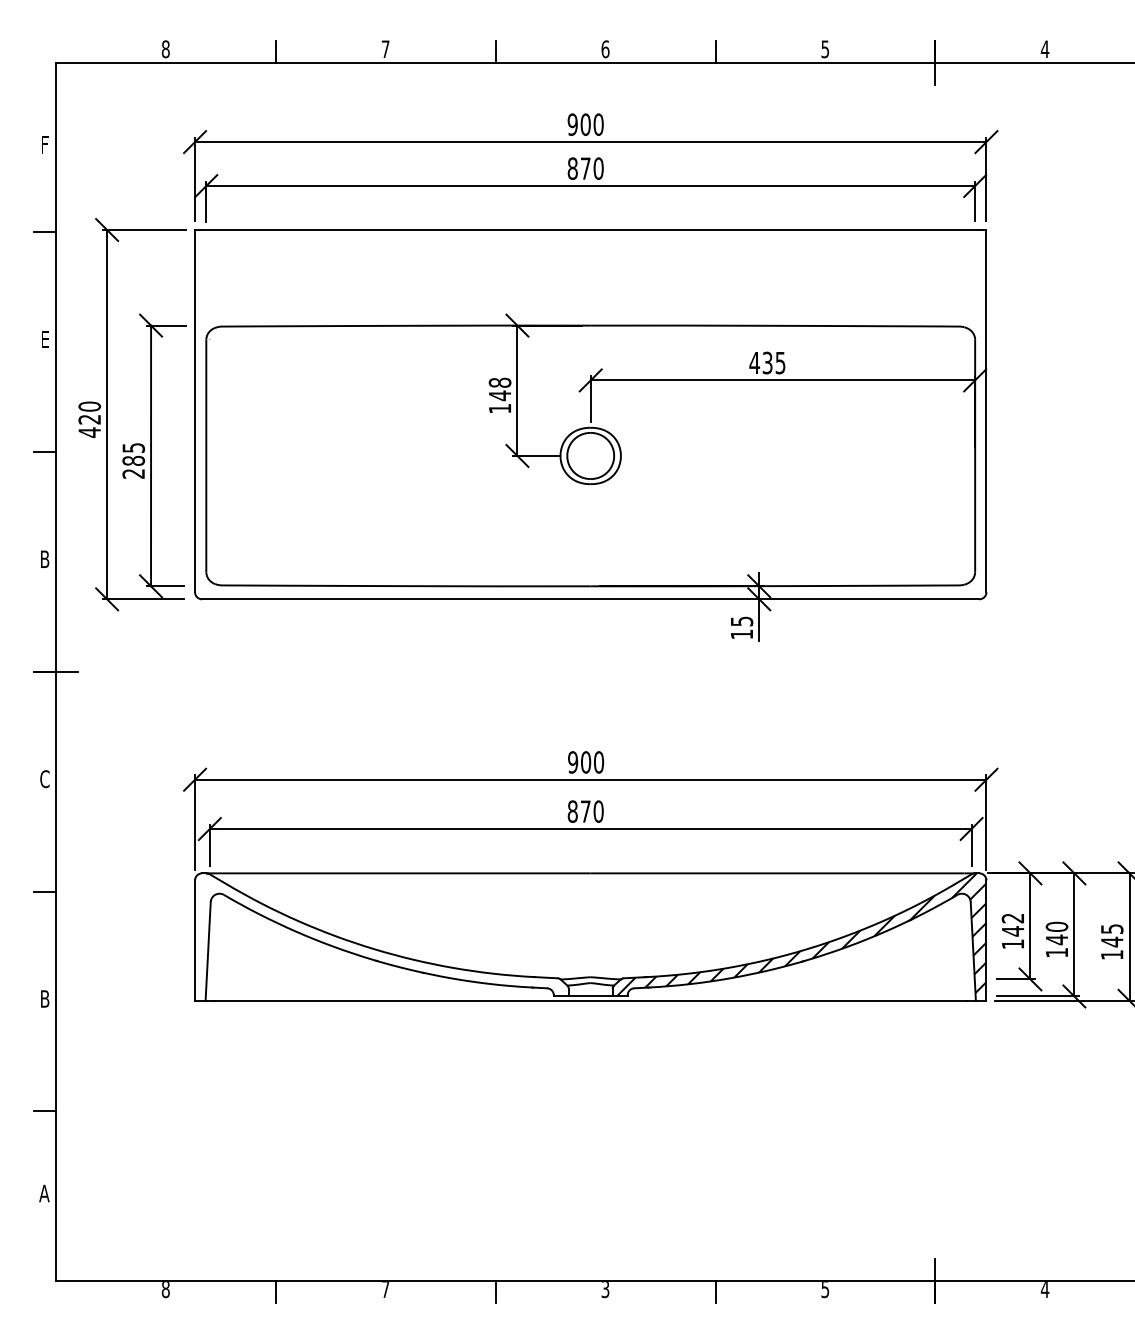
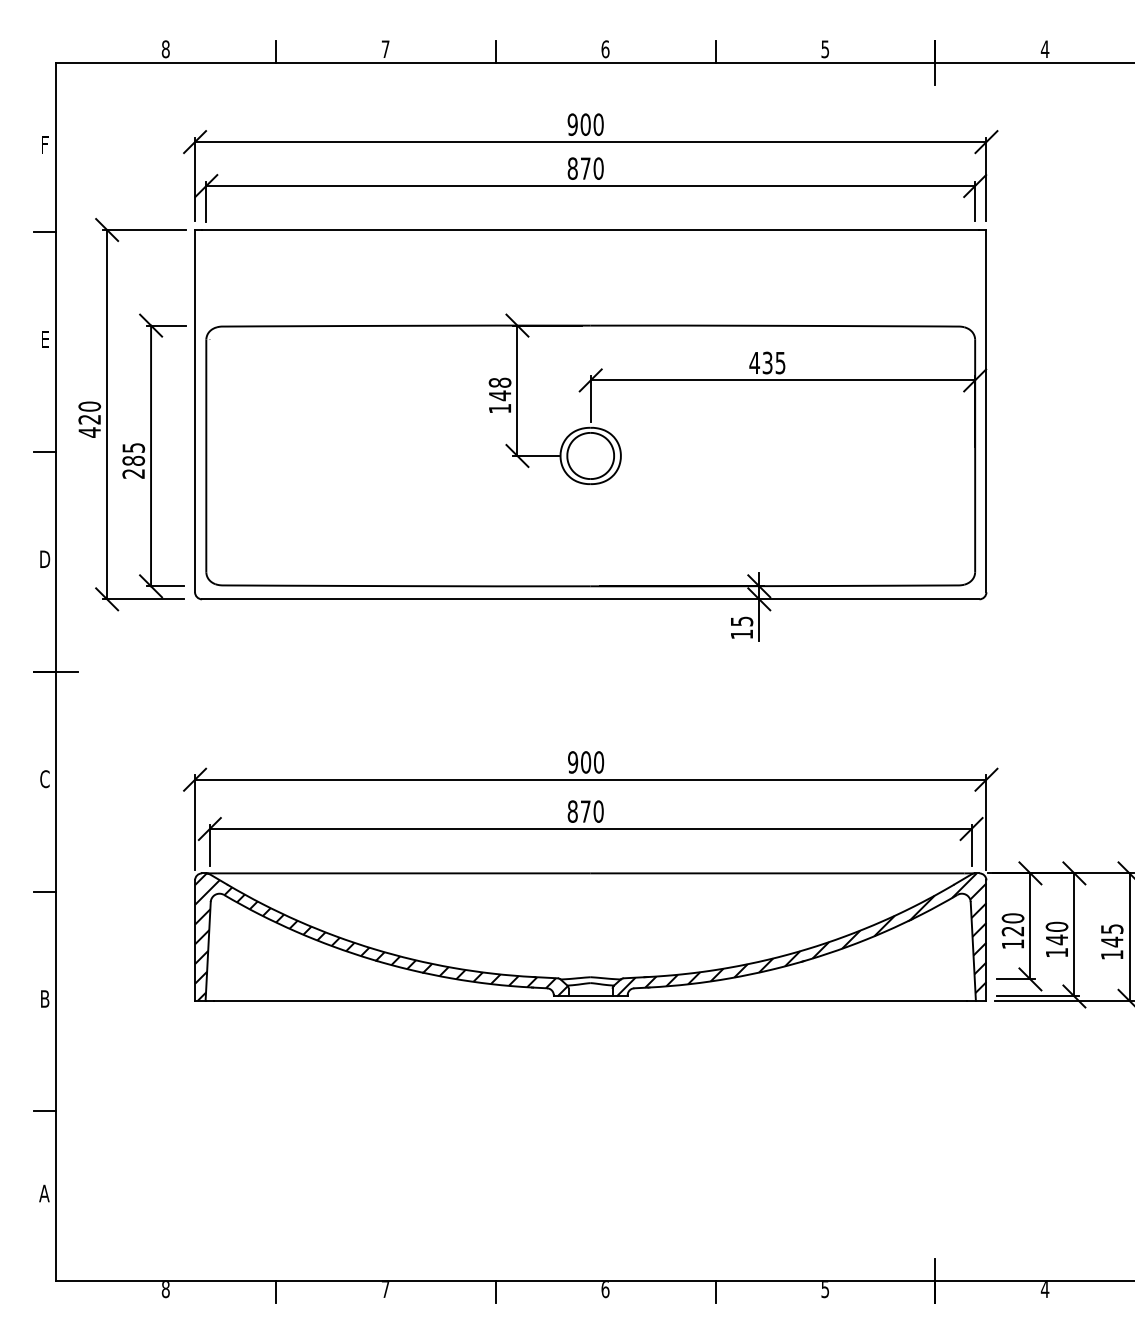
text: B -> D (45, 558)
text: 142 -> 120 (1012, 924)
hatch: none -> present (381, 936)
text: 3 -> 6 (605, 1290)
